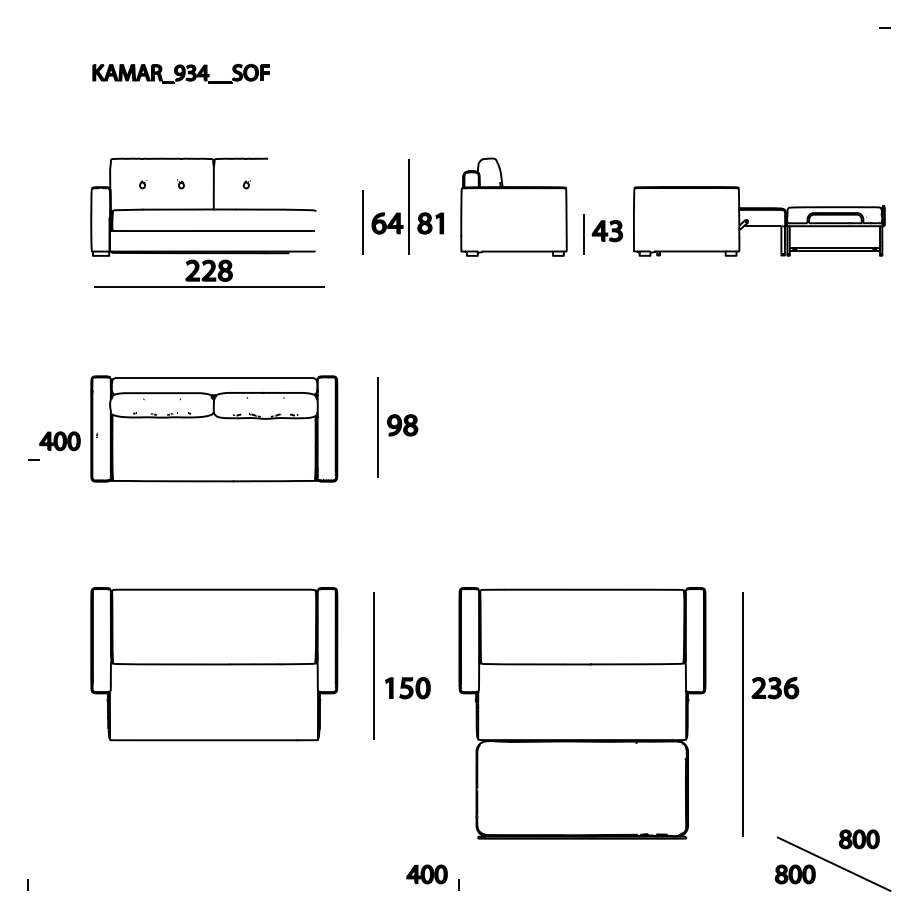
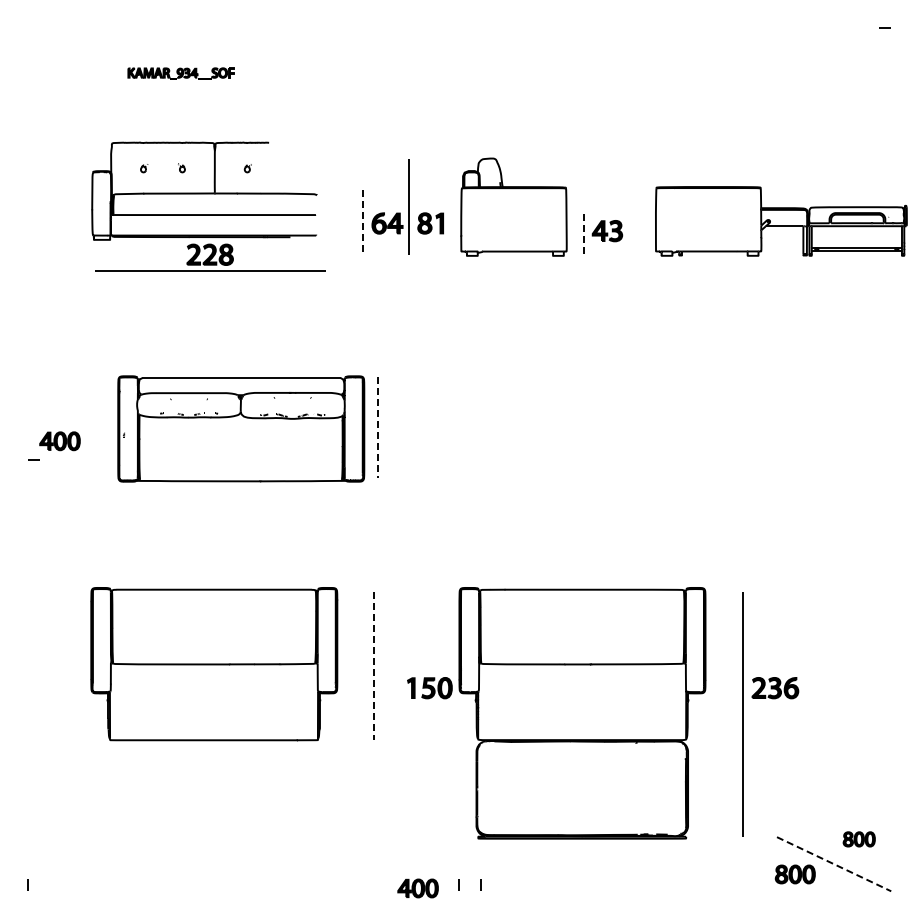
part size: 178x21 px -> 108x13 px (180, 73)
part position: (759, 221) -> (781, 221) (781, 221)
line: solid -> dashed (363, 222)
part position: (207, 230) -> (208, 214) (208, 214)
line: solid -> dashed (583, 234)
part: present -> none (402, 425)
part position: (214, 428) -> (241, 428) (241, 428)
line: solid -> dashed (378, 428)
line: solid -> dashed (374, 666)
part position: (407, 688) -> (429, 688) (429, 688)
part size: 42x21 px -> 34x17 px (858, 839)
line: solid -> dashed (834, 864)
part position: (426, 874) -> (417, 888) (417, 888)
line: none -> present (480, 884)
